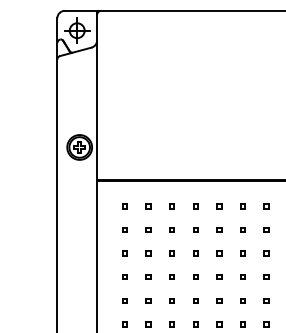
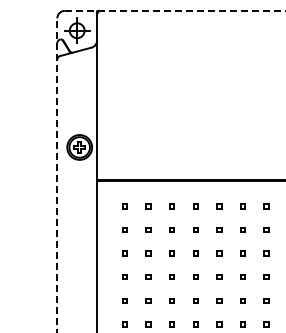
line: solid -> dashed (175, 10)
line: solid -> dashed (57, 175)
